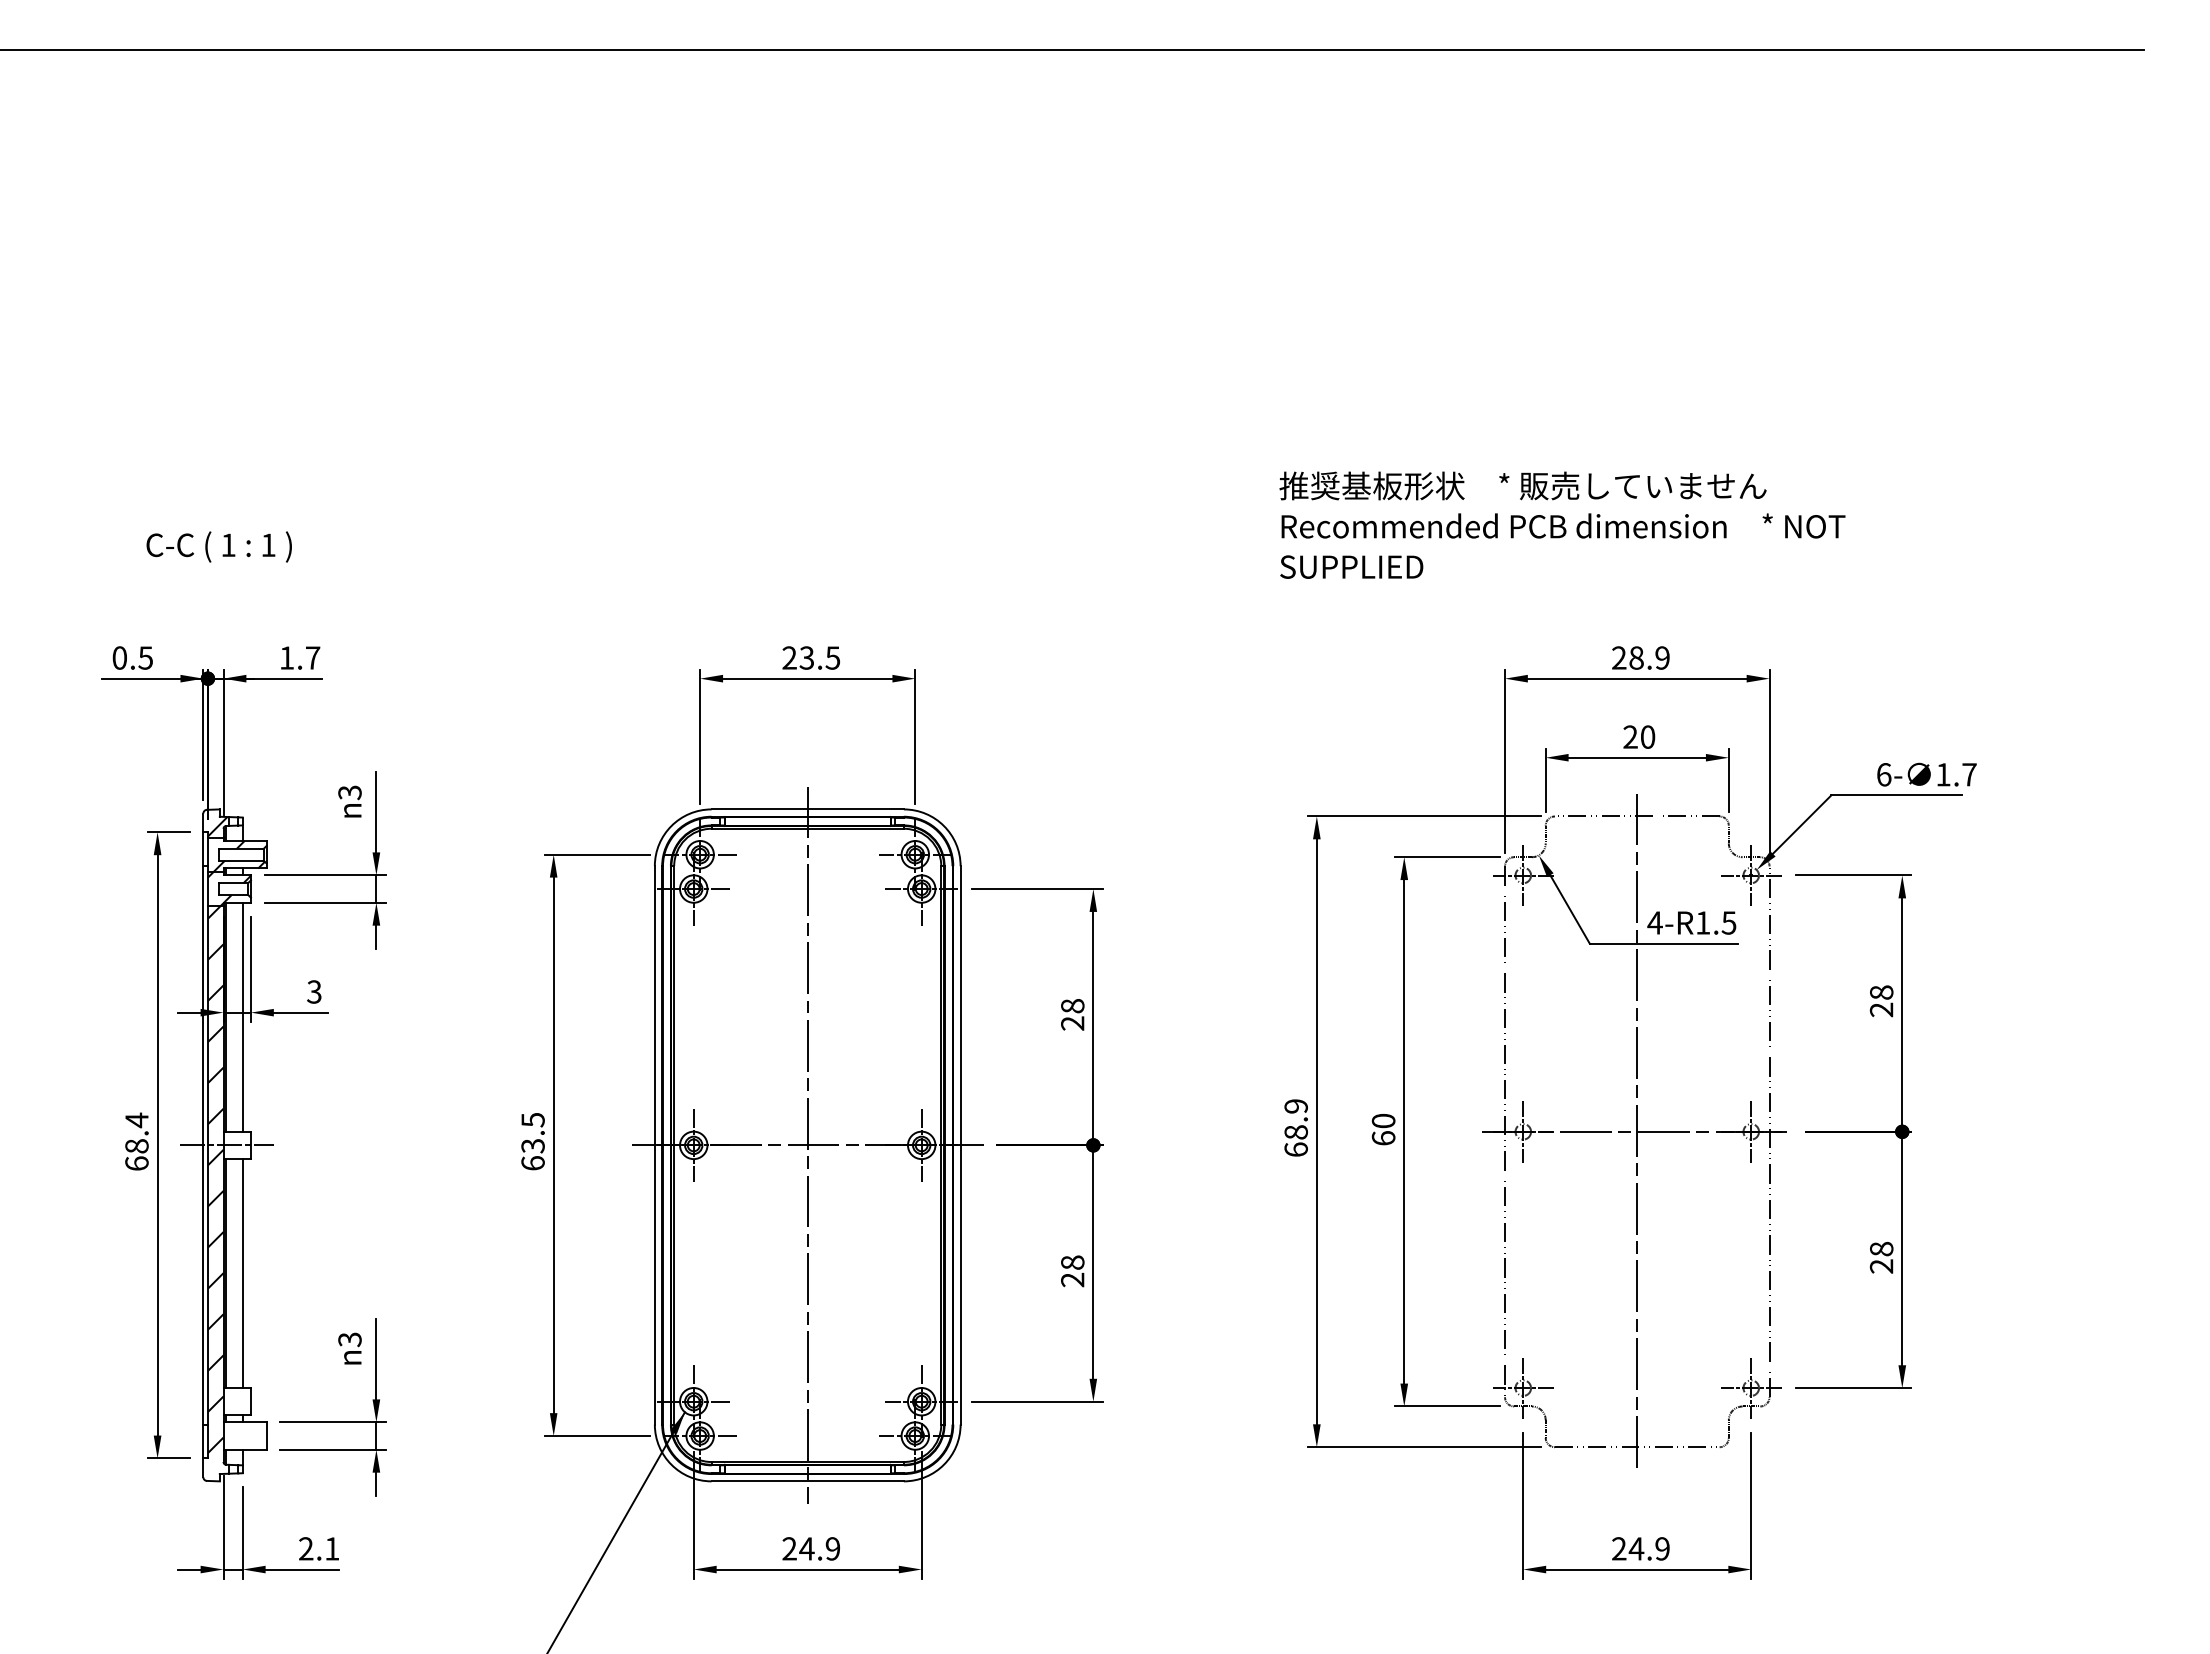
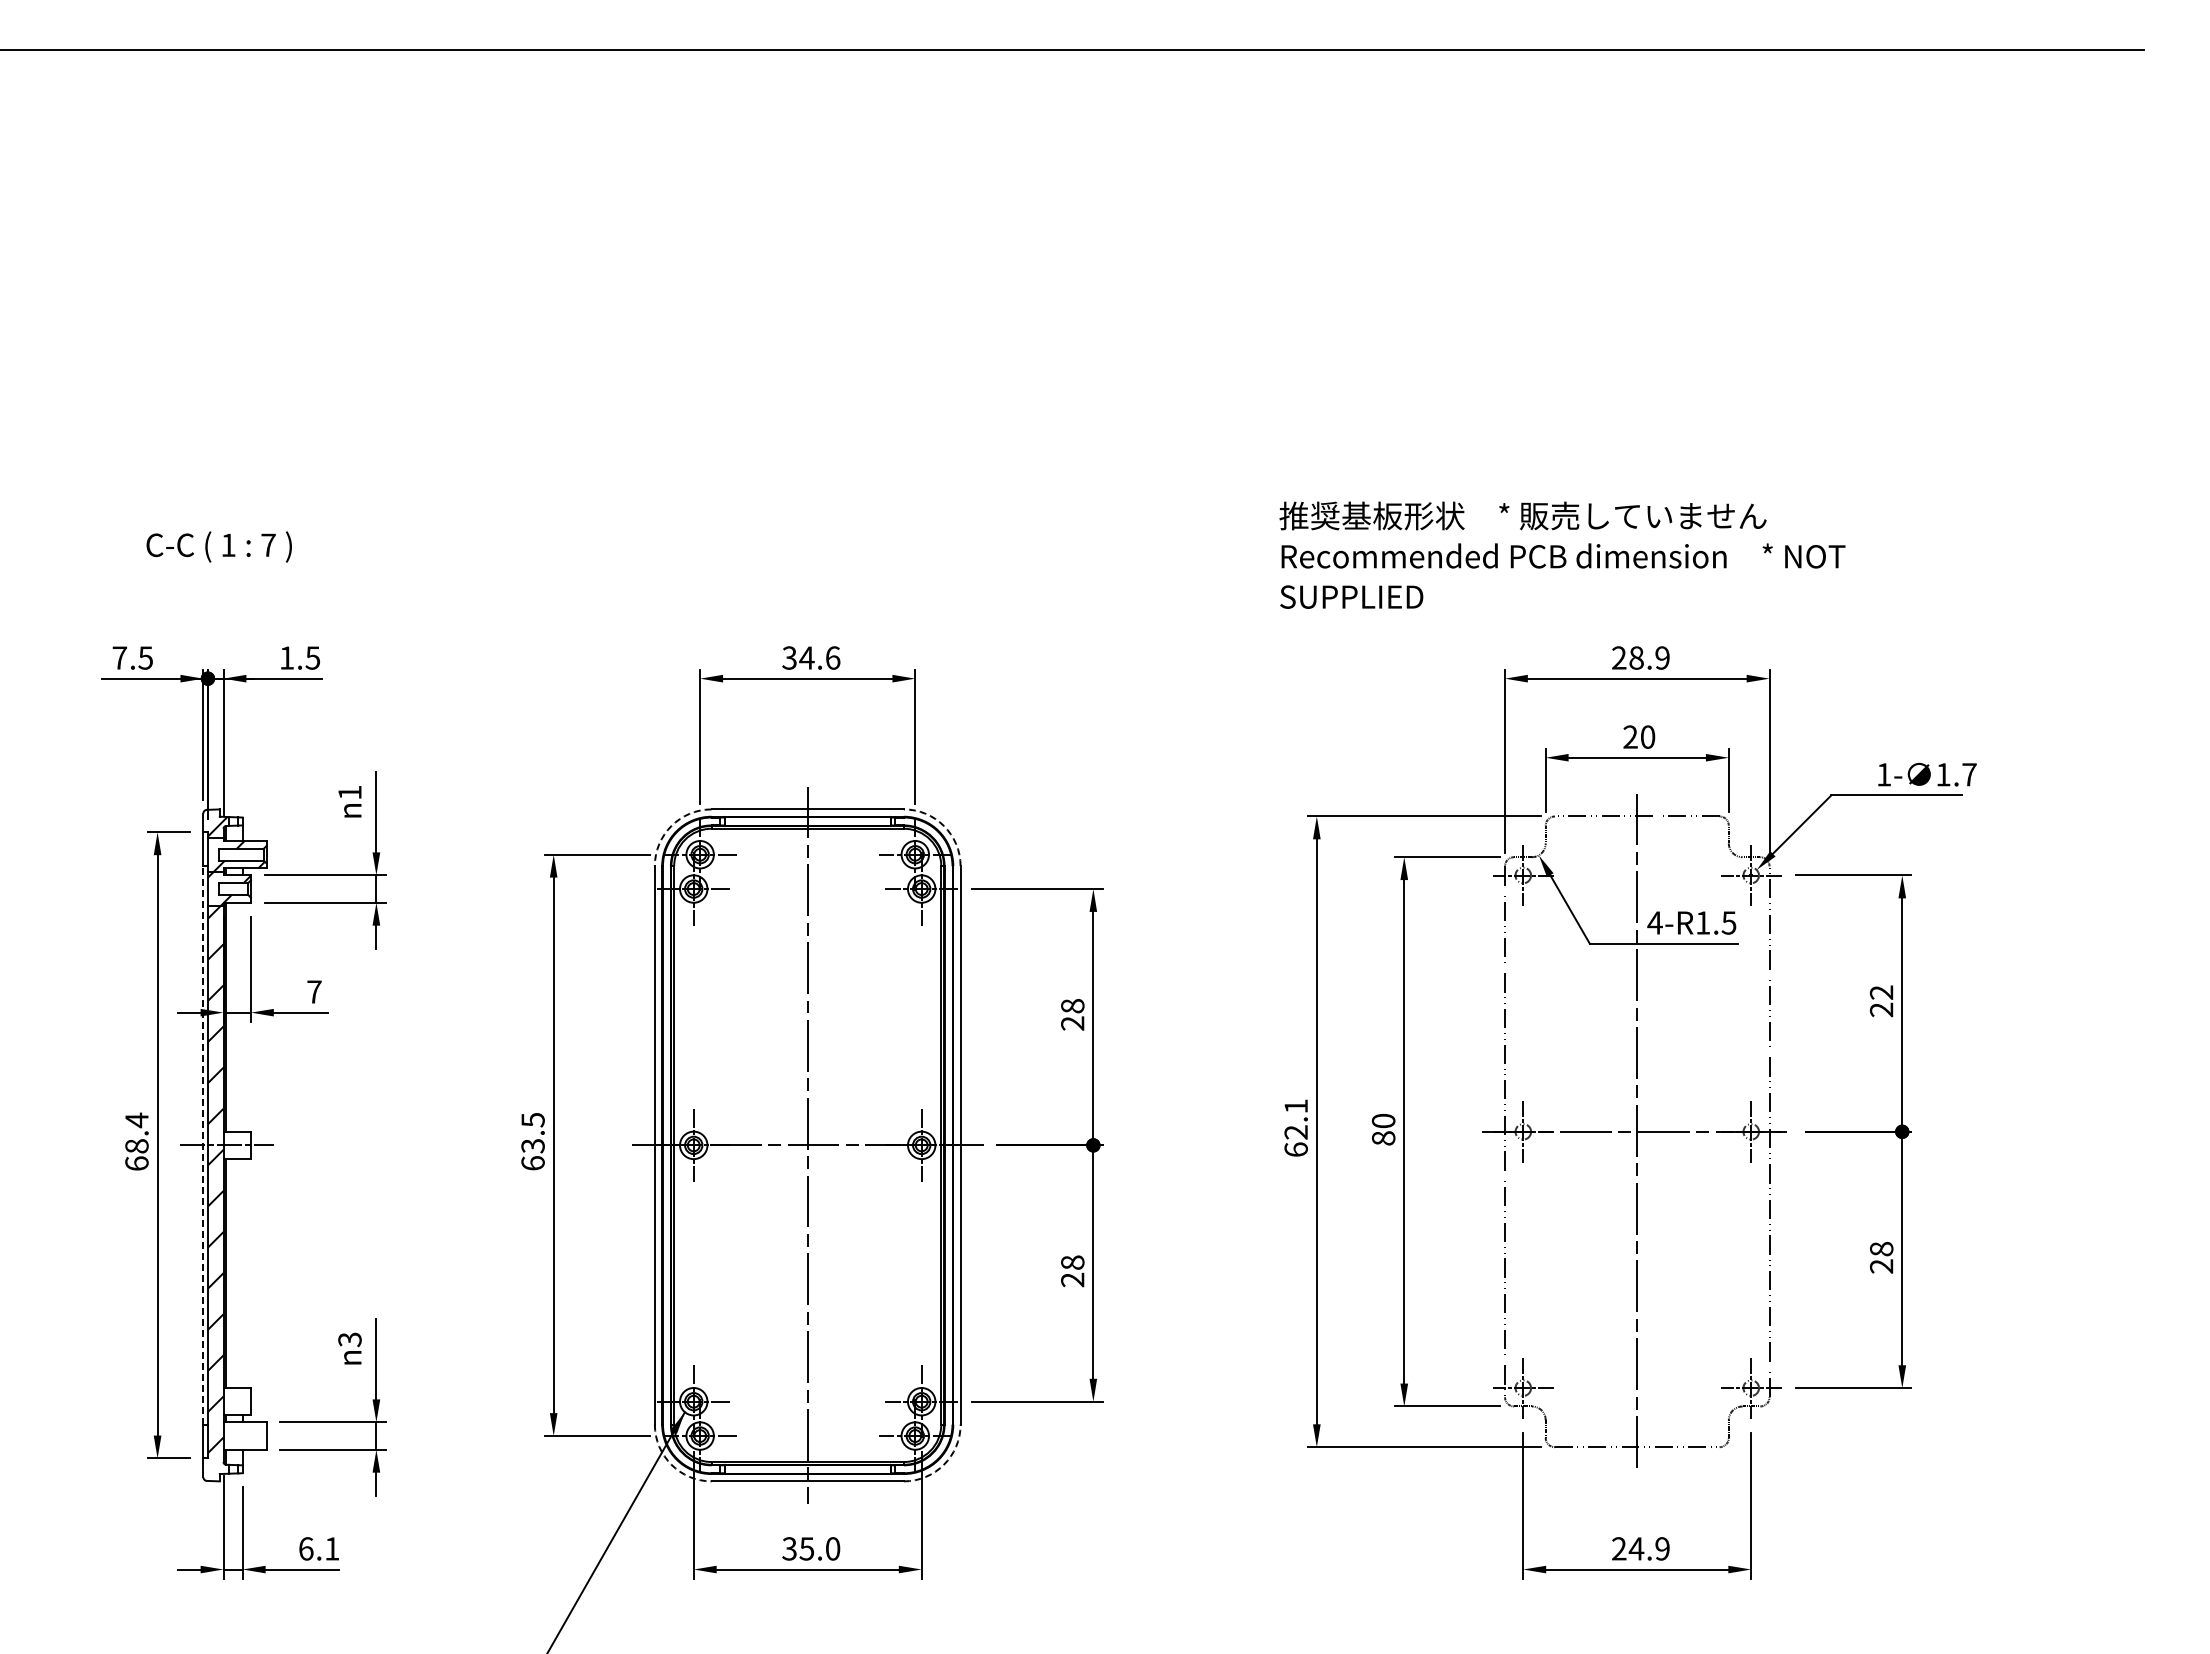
text position: (1562, 524) -> (1562, 554) (1562, 554)
text: 1 -> 7 (268, 544)
text: 0.5 -> 7.5 (119, 657)
text: 1.7 -> 1.5 (312, 657)
text: 23.5 -> 34.6 (811, 657)
text: 6- -> 1- (1884, 774)
text: 3 -> 1 (349, 792)
arc: solid -> dashed (671, 826)
arc: solid -> dashed (943, 826)
text: 3 -> 7 (314, 991)
text: 28 -> 22 (1881, 992)
line: present -> none (242, 1016)
text: 68.9 -> 62.1 (1295, 1119)
text: 60 -> 80 (1383, 1138)
line: solid -> dashed (203, 1144)
line: present -> none (242, 1273)
arc: solid -> dashed (671, 1464)
arc: solid -> dashed (943, 1464)
text: 2.1 -> 6.1 (306, 1548)
text: 24.9 -> 35.0 (811, 1548)
